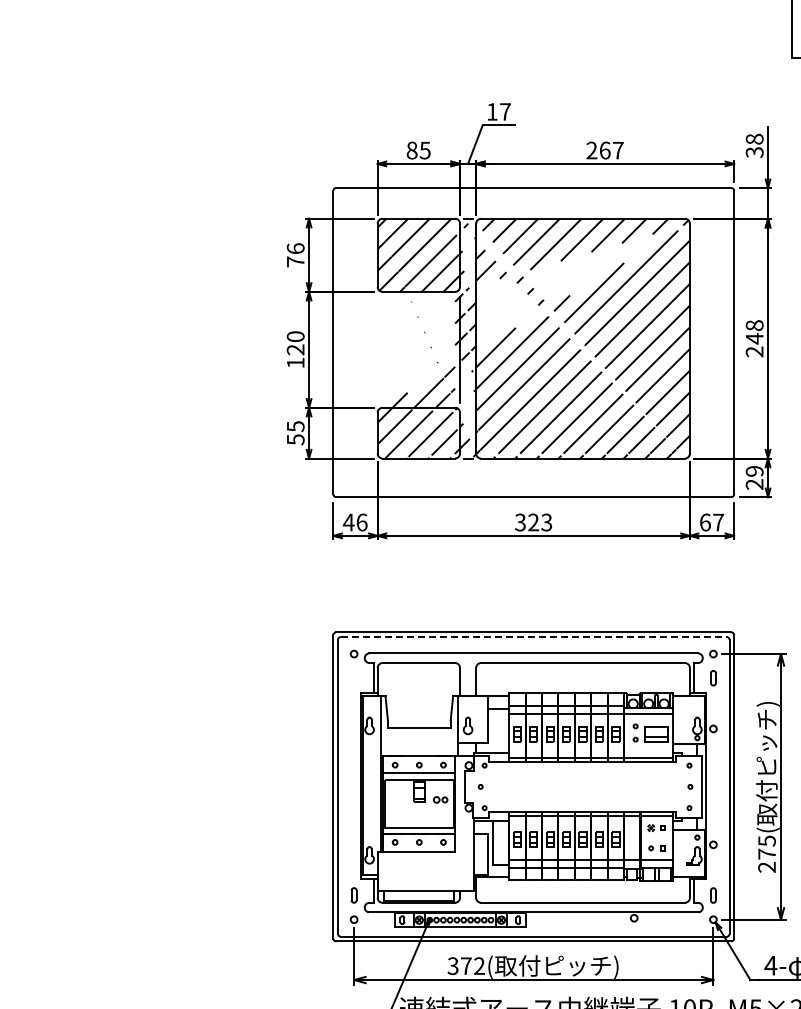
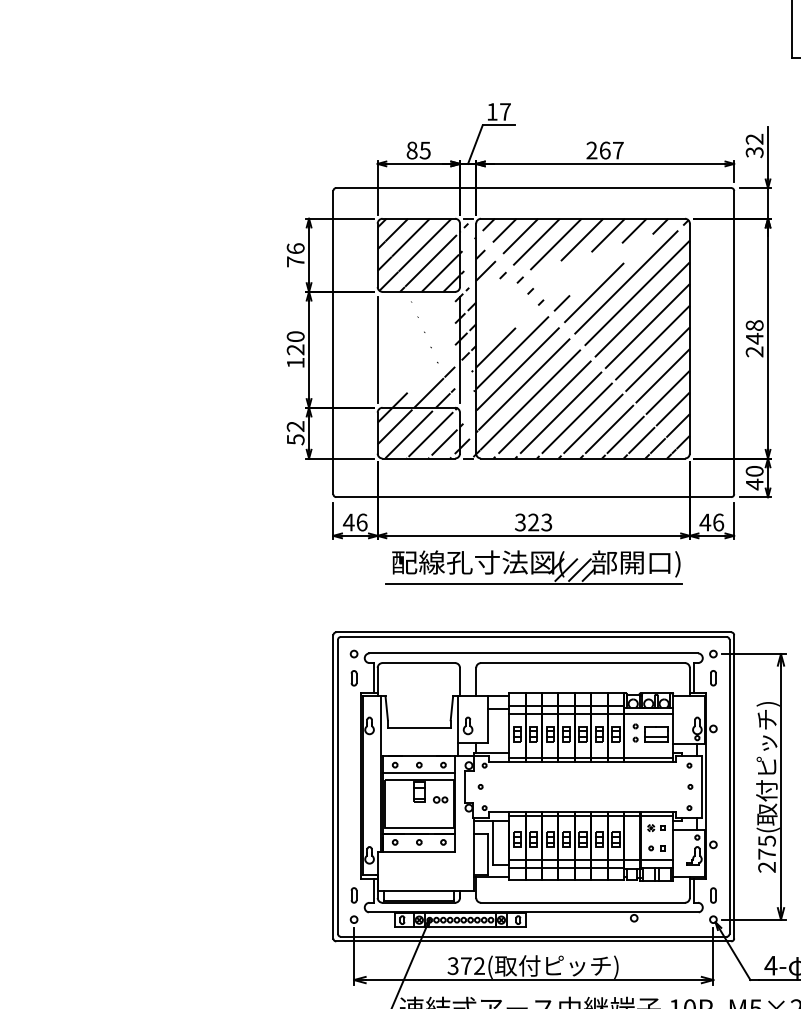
text: 38 -> 32 (754, 138)
line: none -> present (377, 349)
text: 55 -> 52 (295, 426)
text: 29 -> 40 (754, 478)
text: 67 -> 46 (711, 522)
part: none -> present (533, 567)
line: dashed -> solid (533, 636)
part: none -> present (353, 678)
